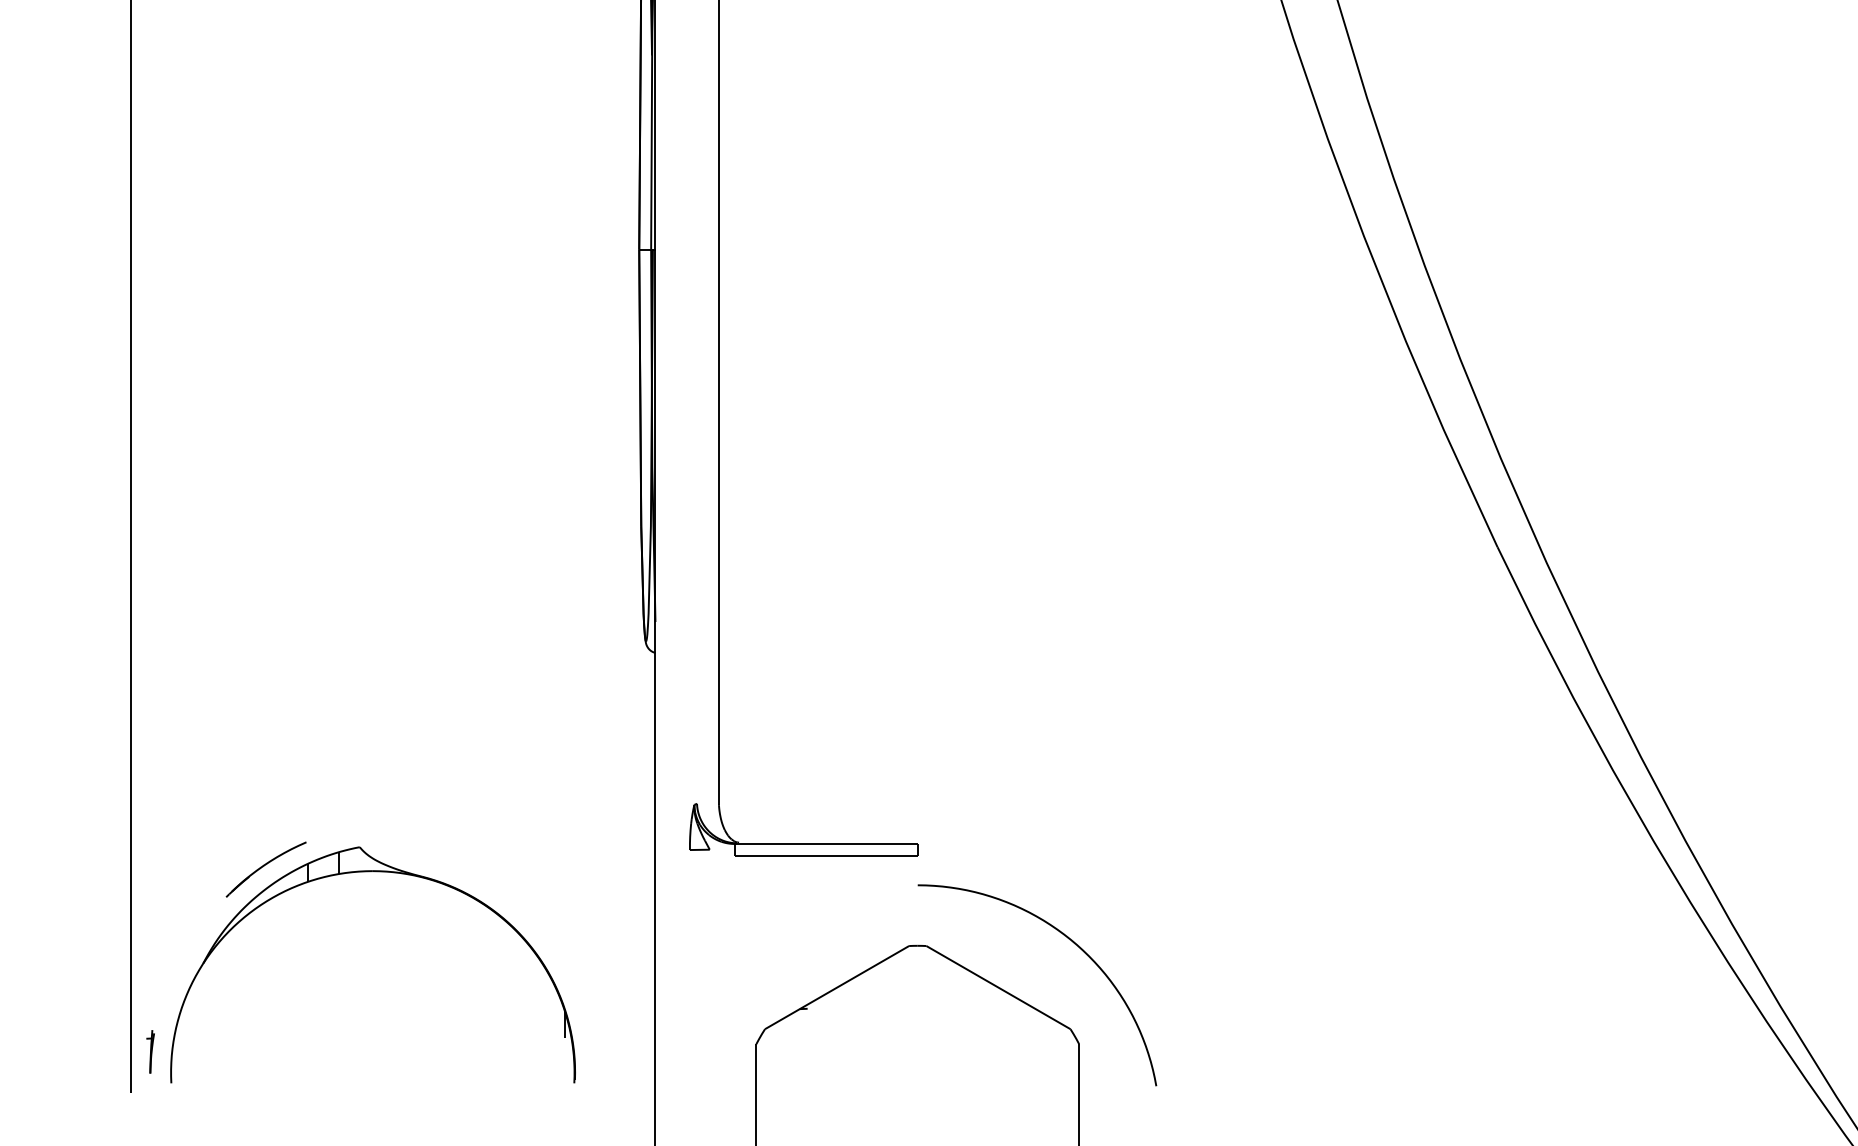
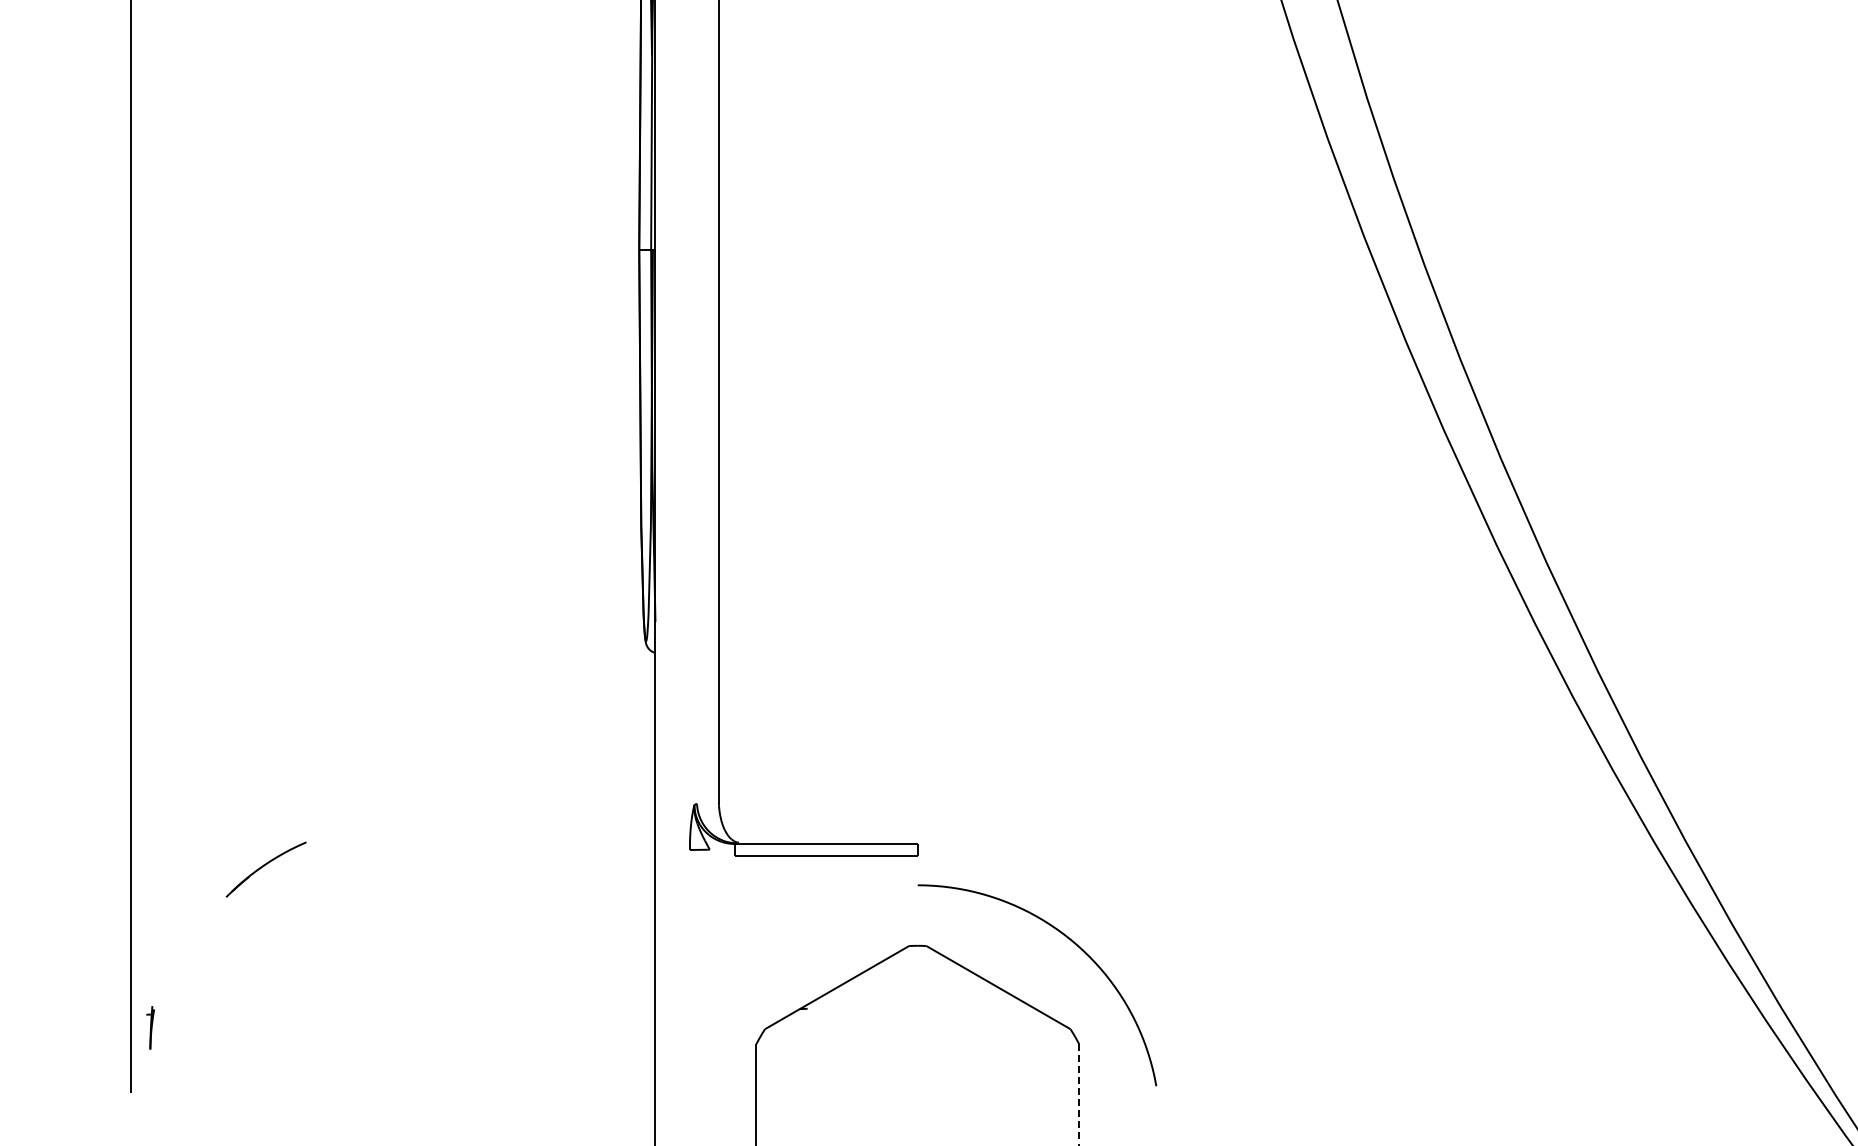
part: present -> none (370, 872)
part position: (150, 1051) -> (150, 1027) (150, 1027)
line: solid -> dashed (1079, 1095)
